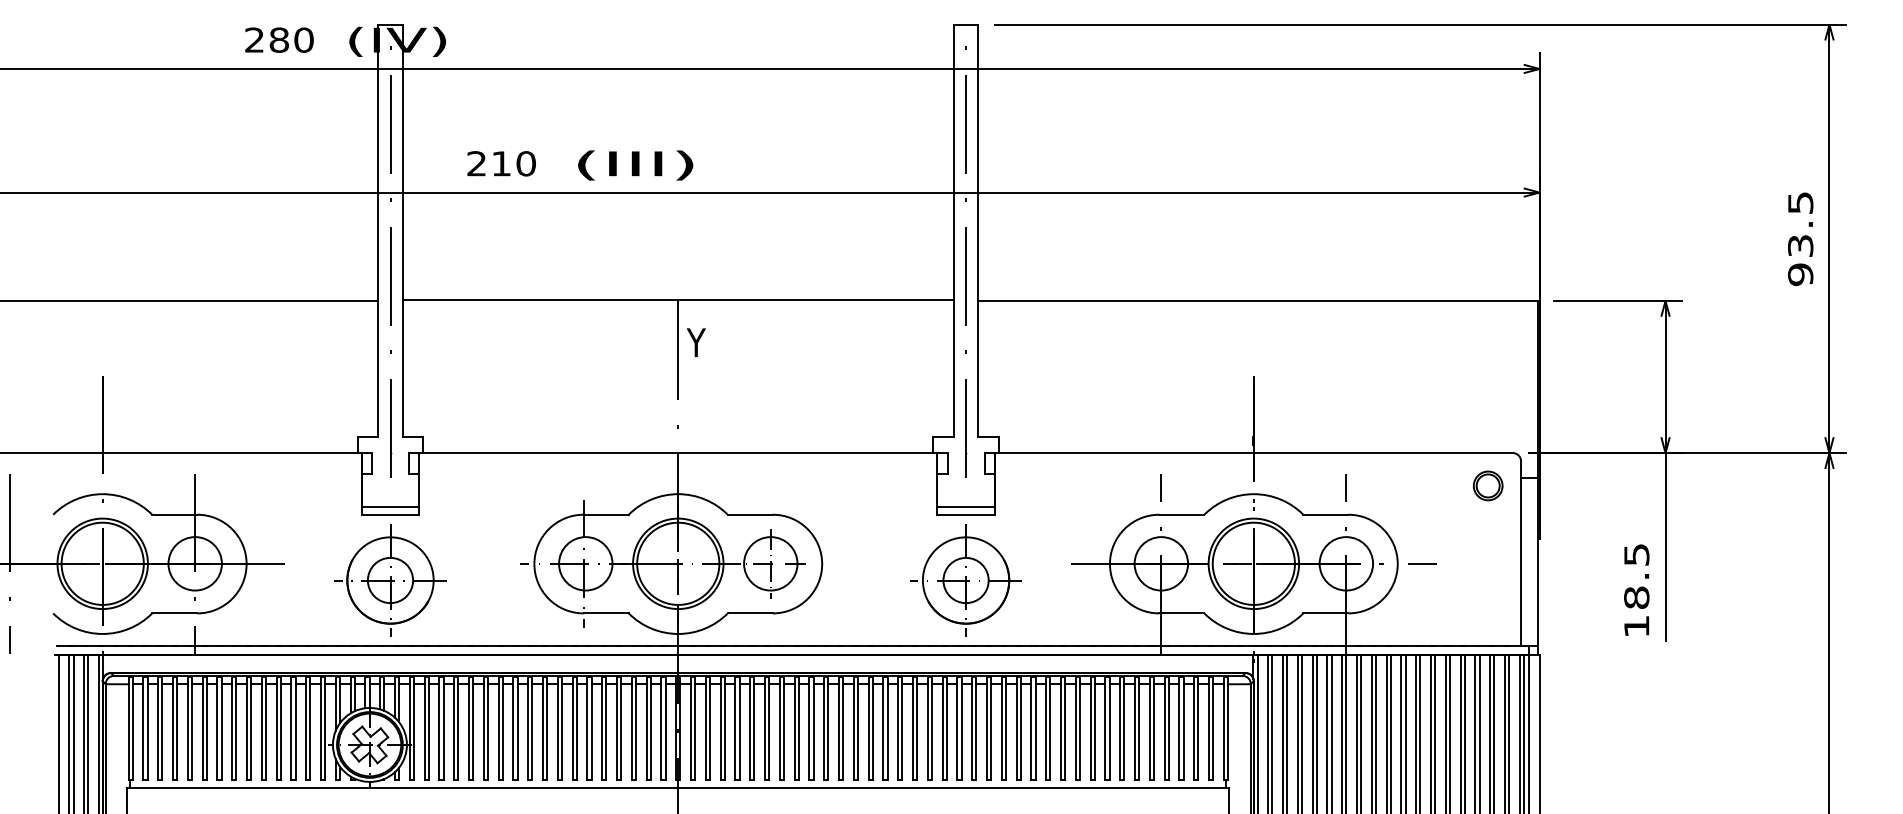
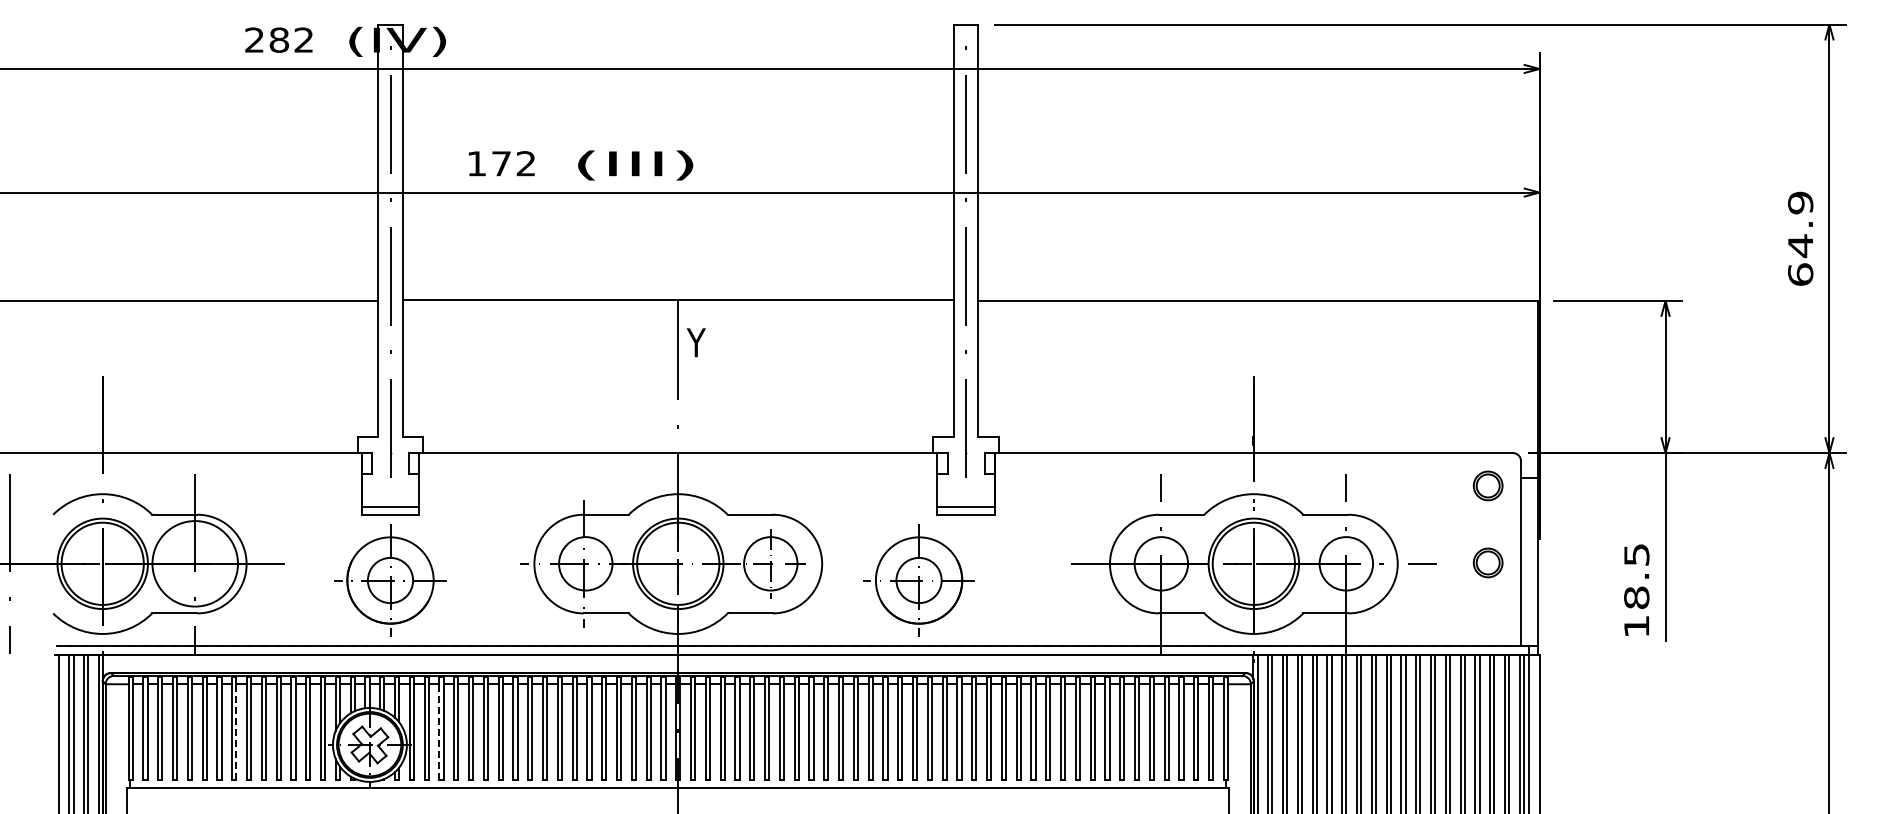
text: 280 -> 282 (303, 39)
text: 210 -> 172 (501, 163)
text: 93.5 -> 64.9 (1800, 238)
part: none -> present (1487, 562)
circle diameter: 53 px -> 86 px (194, 563)
part position: (965, 580) -> (918, 580) (918, 580)
line: solid -> dashed (236, 732)
line: solid -> dashed (439, 732)
